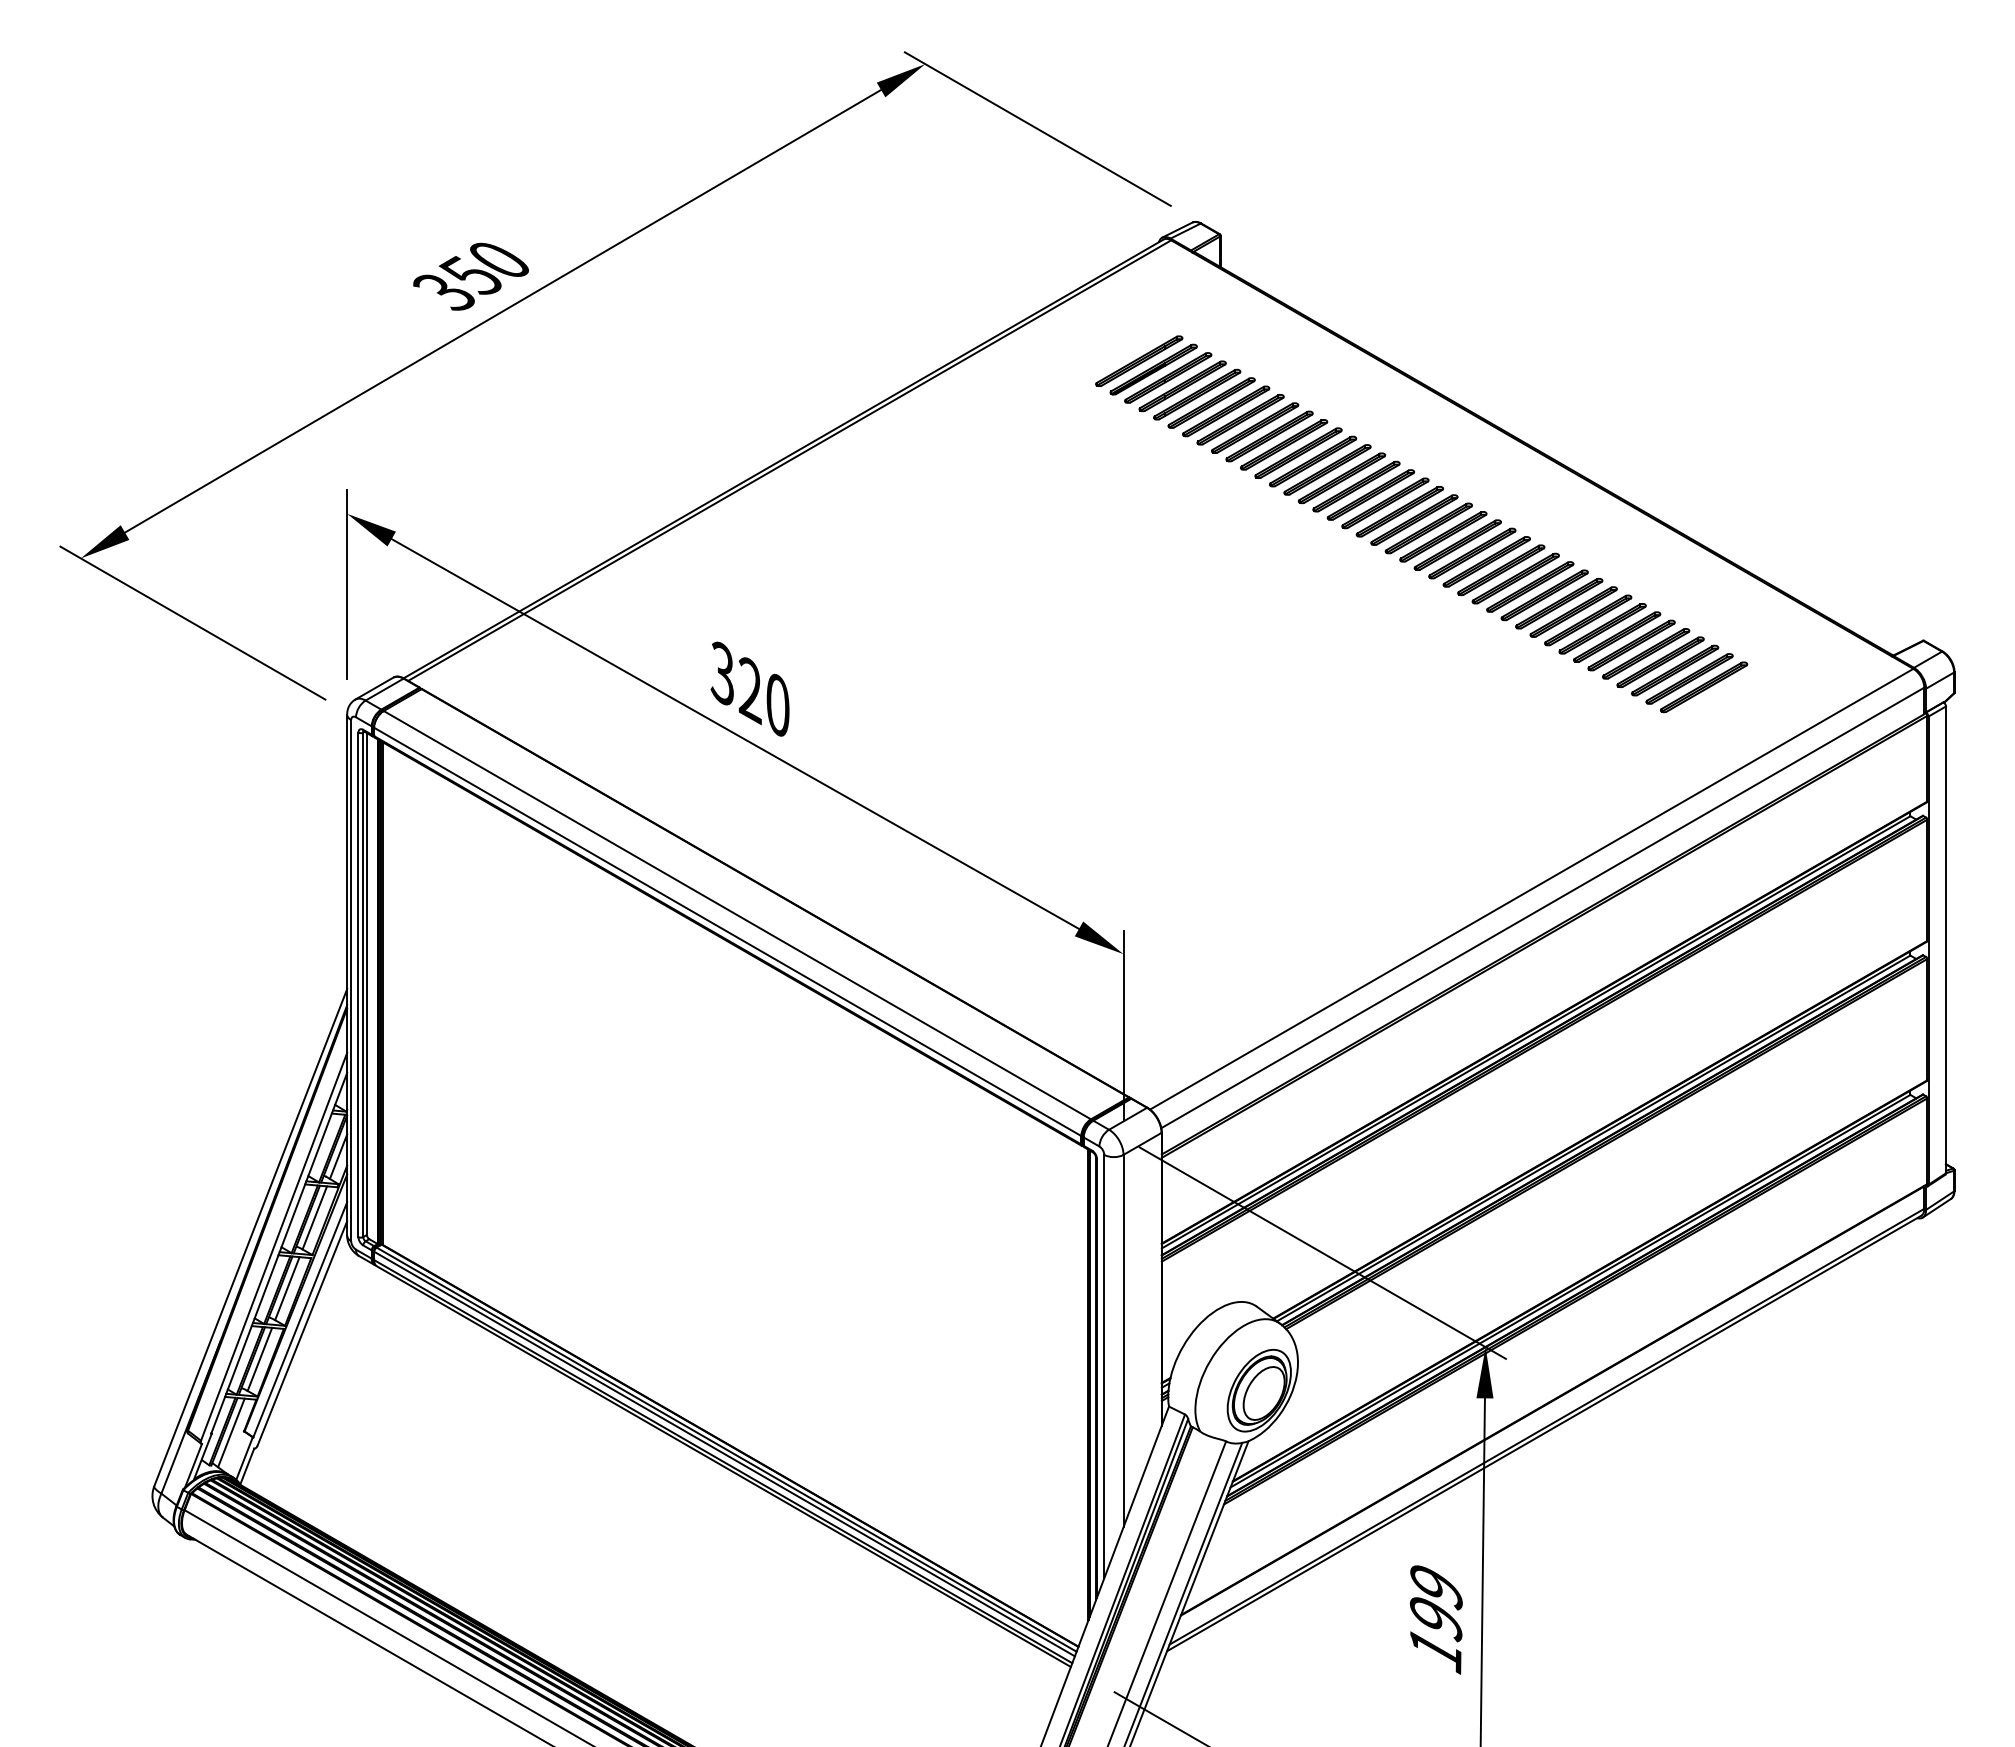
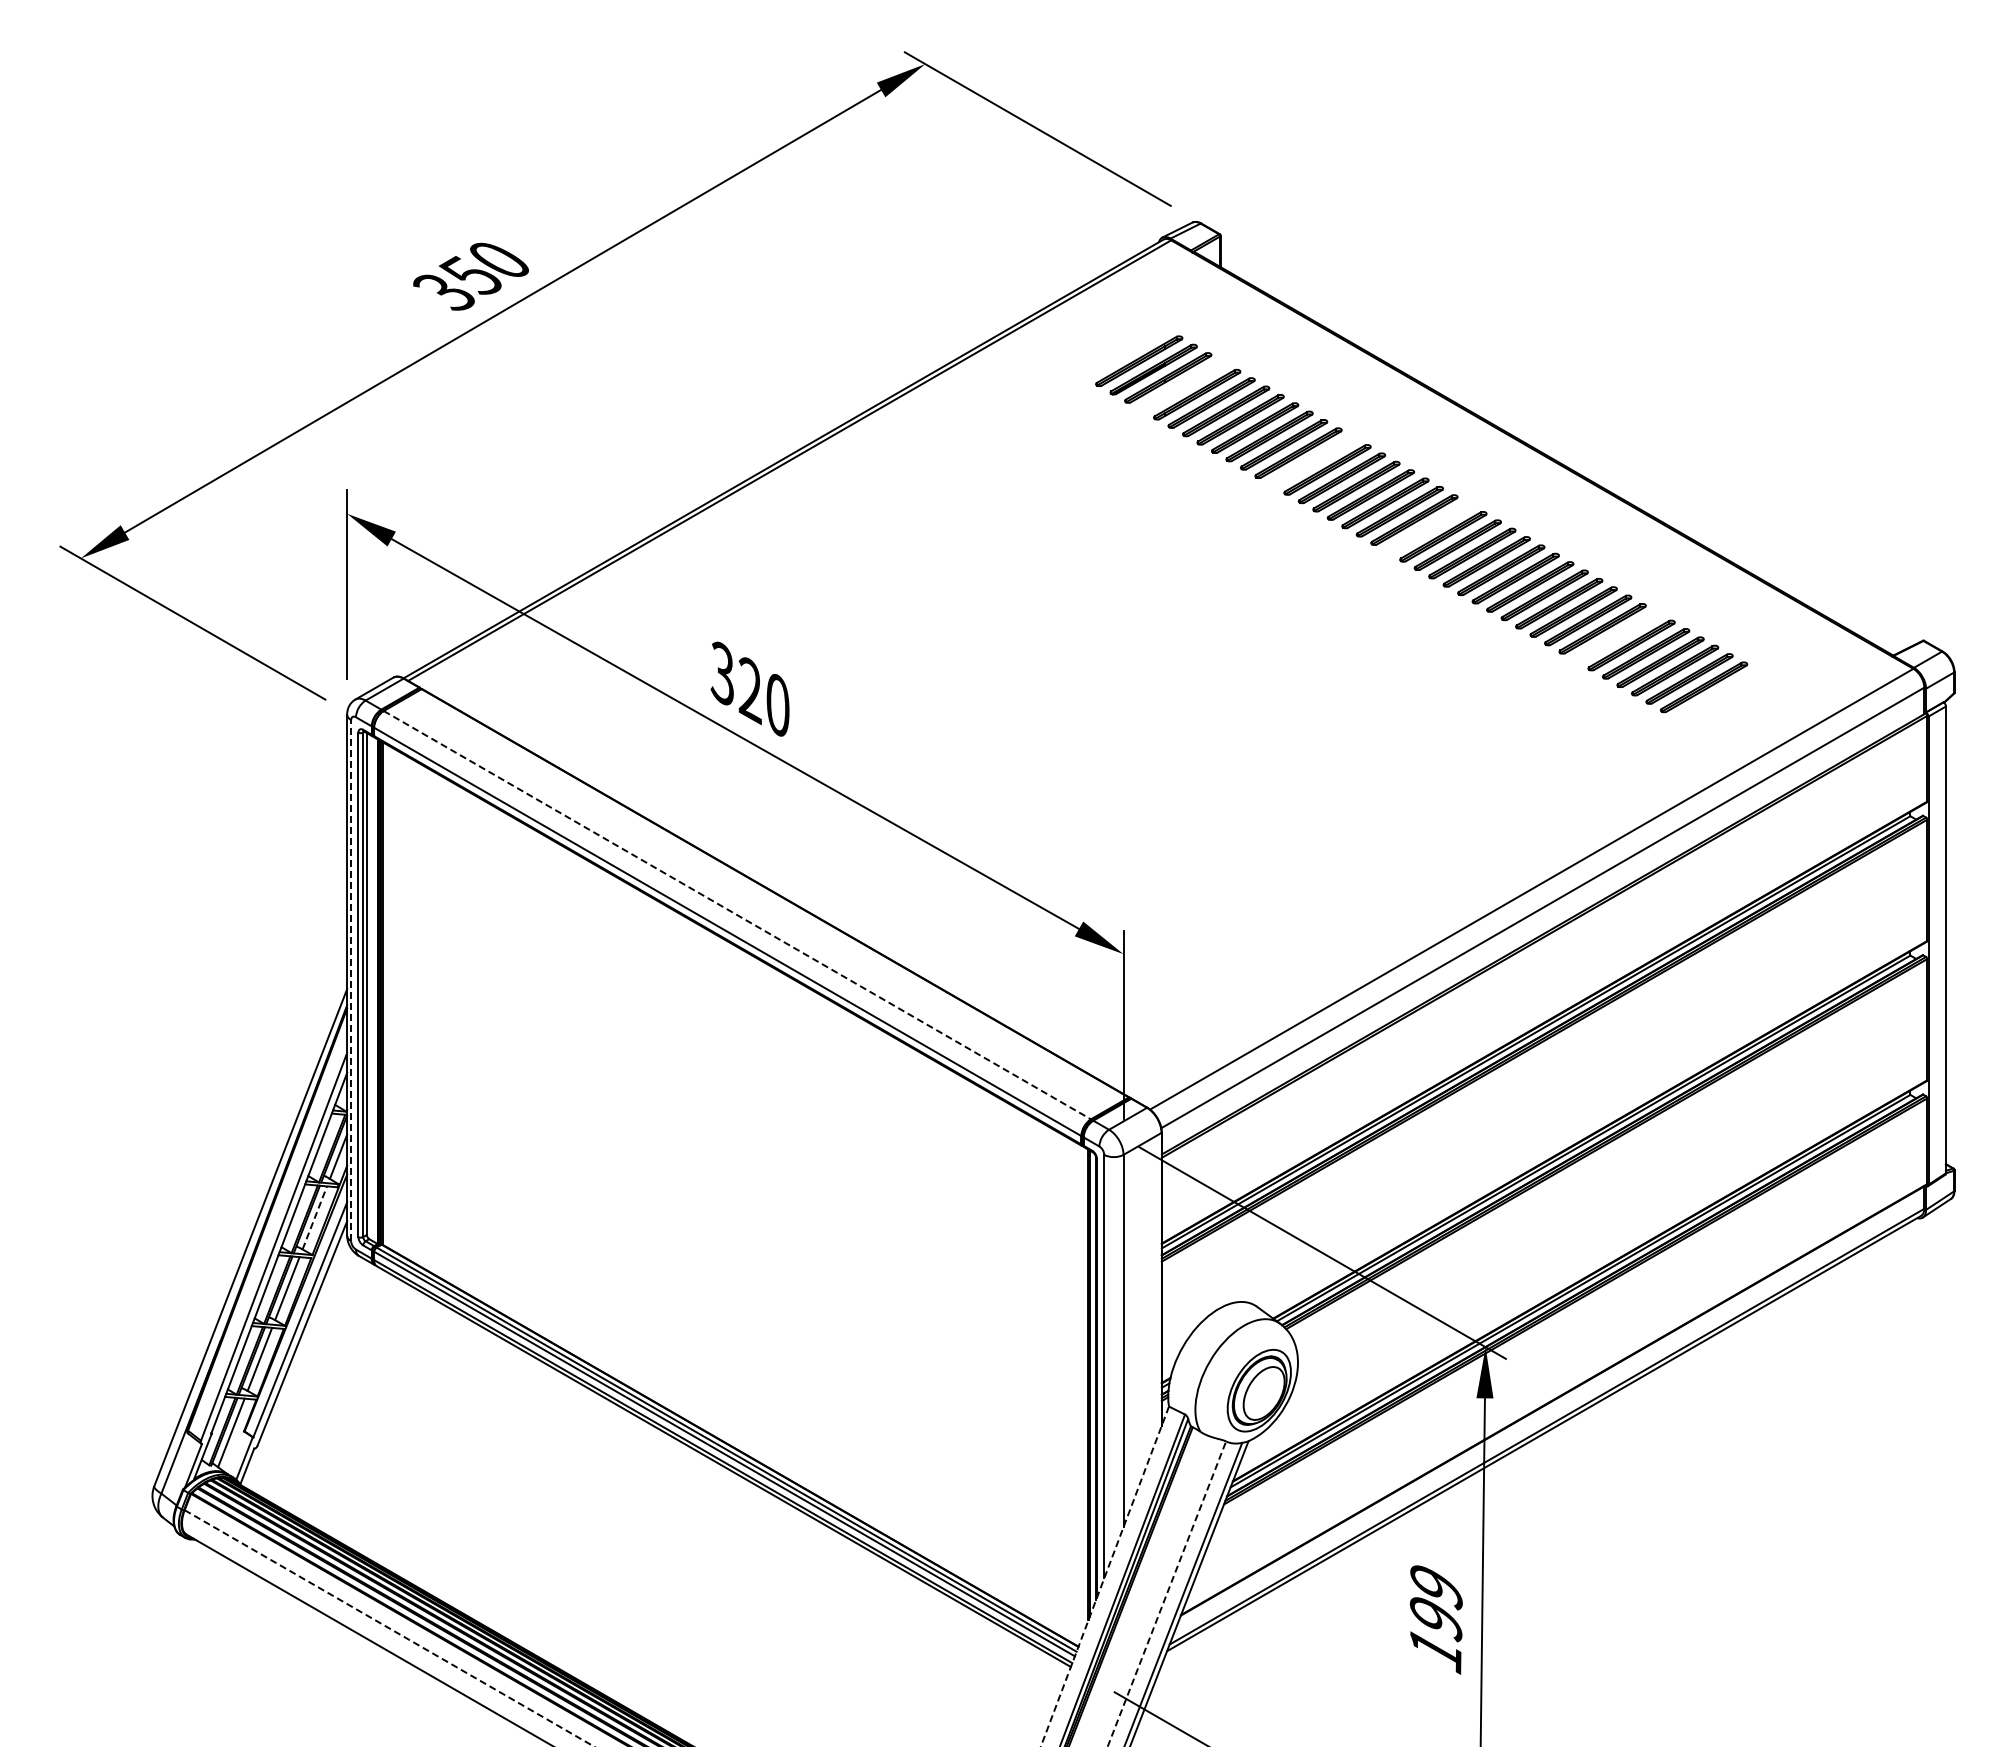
part: present -> none (1182, 386)
part: present -> none (1313, 461)
part: present -> none (1428, 528)
part: present -> none (1617, 636)
line: solid -> dashed (737, 915)
line: solid -> dashed (351, 980)
line: solid -> dashed (314, 1217)
line: solid -> dashed (1104, 1576)
line: solid -> dashed (1166, 1594)
line: solid -> dashed (389, 1628)
